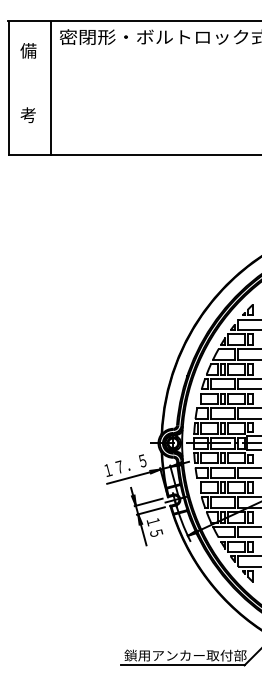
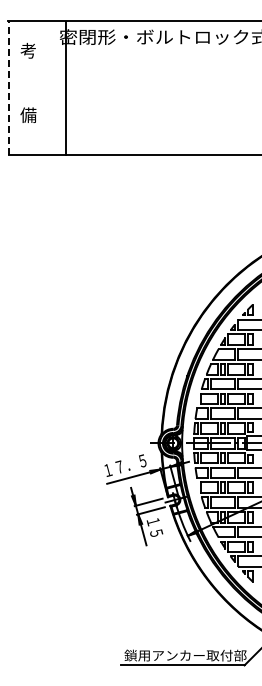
text: 備 -> 考 (28, 50)
line: solid -> dashed (9, 87)
line position: (50, 87) -> (65, 87) (65, 87)
text: 考 -> 備 (28, 115)
